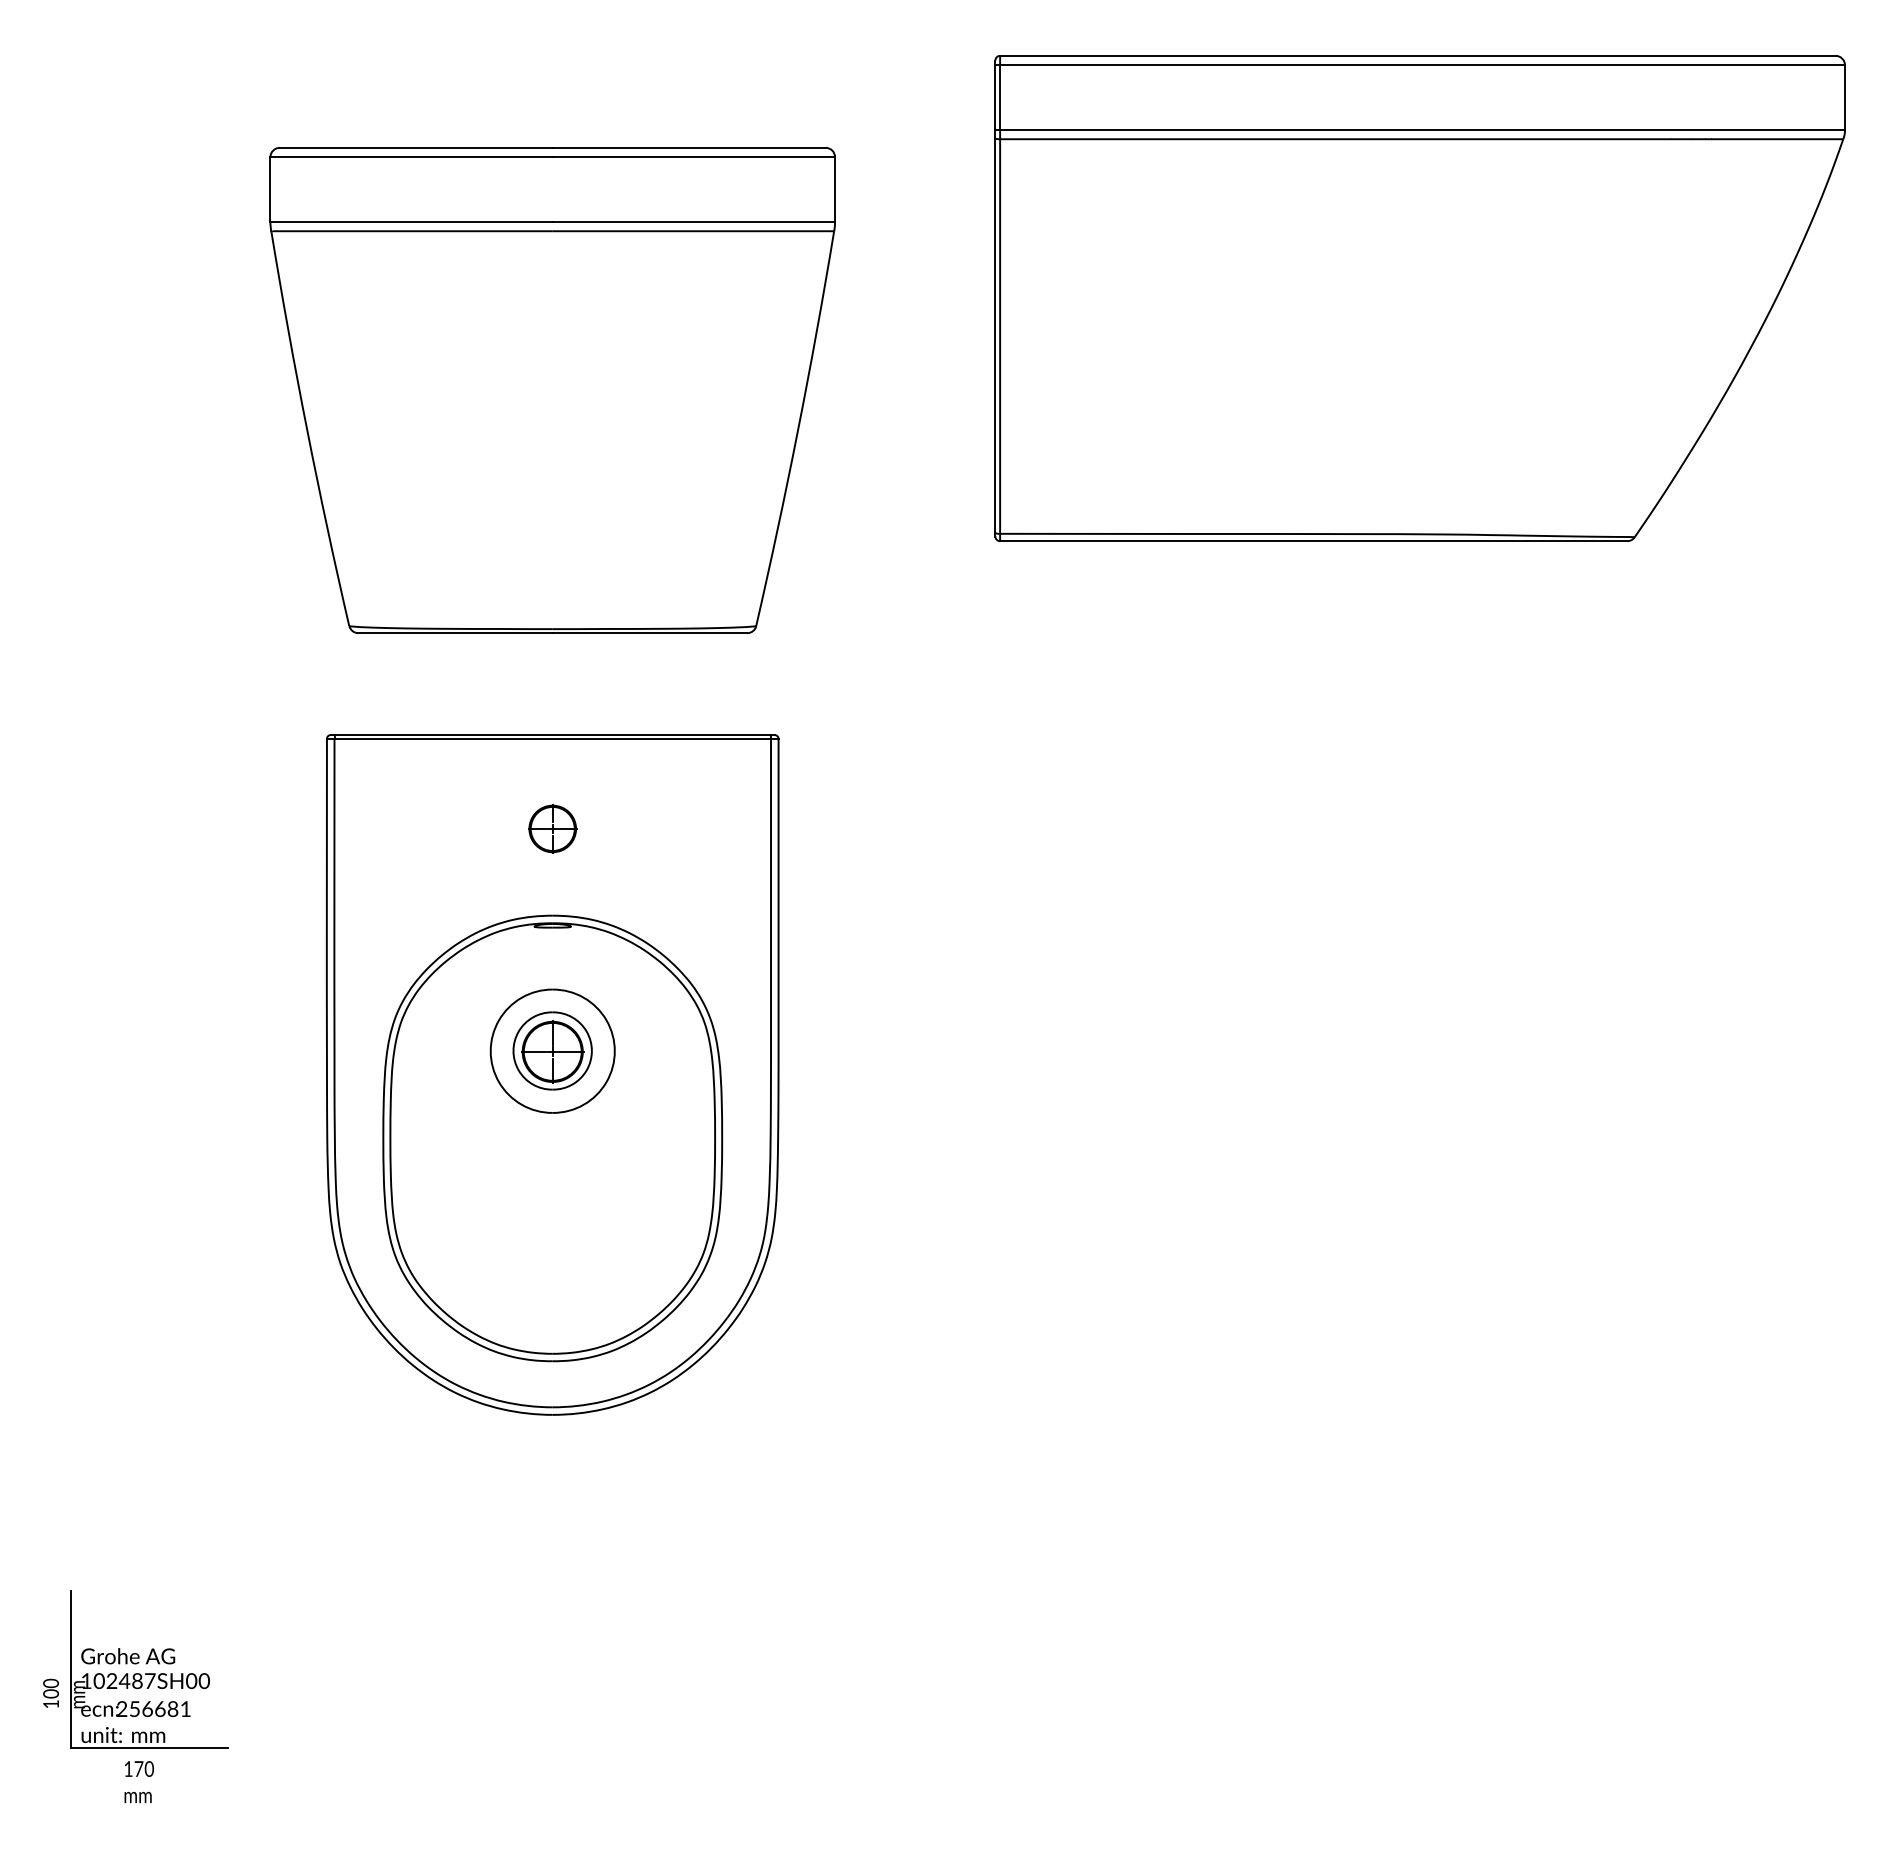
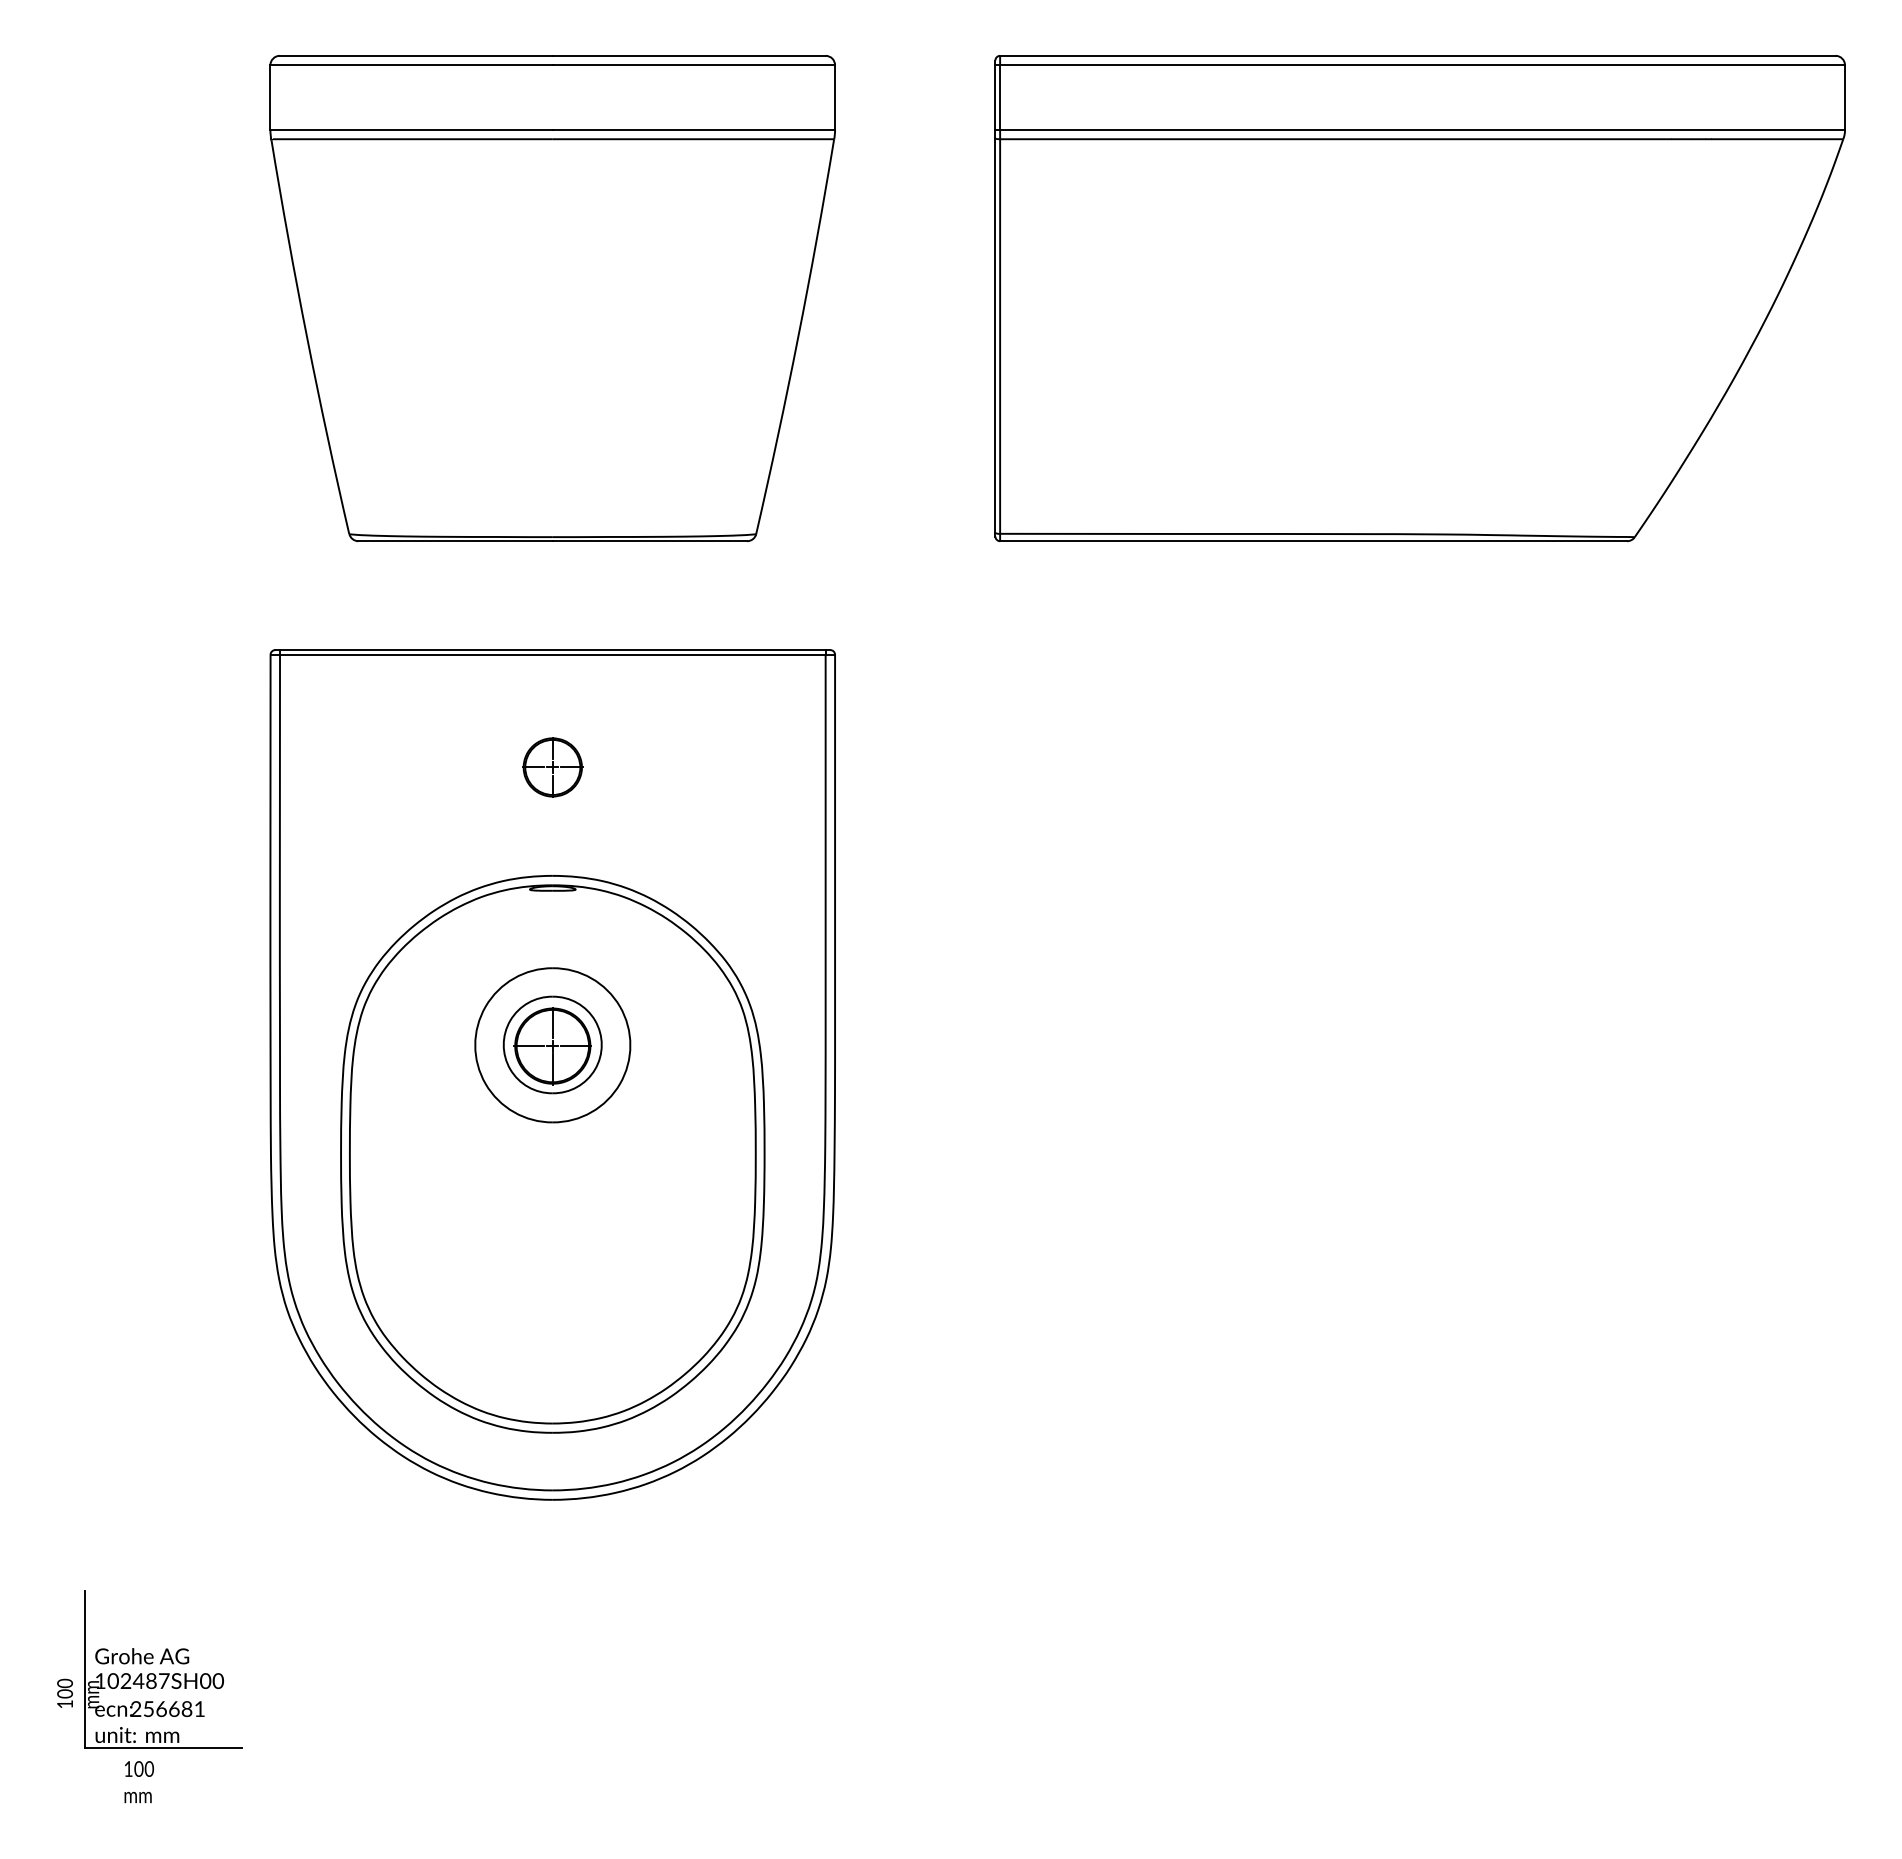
part position: (552, 390) -> (552, 298) (552, 298)
part size: 455x682 px -> 567x852 px (552, 1074)
part position: (135, 1669) -> (149, 1669) (149, 1669)
text: 170 -> 100 (138, 1768)
